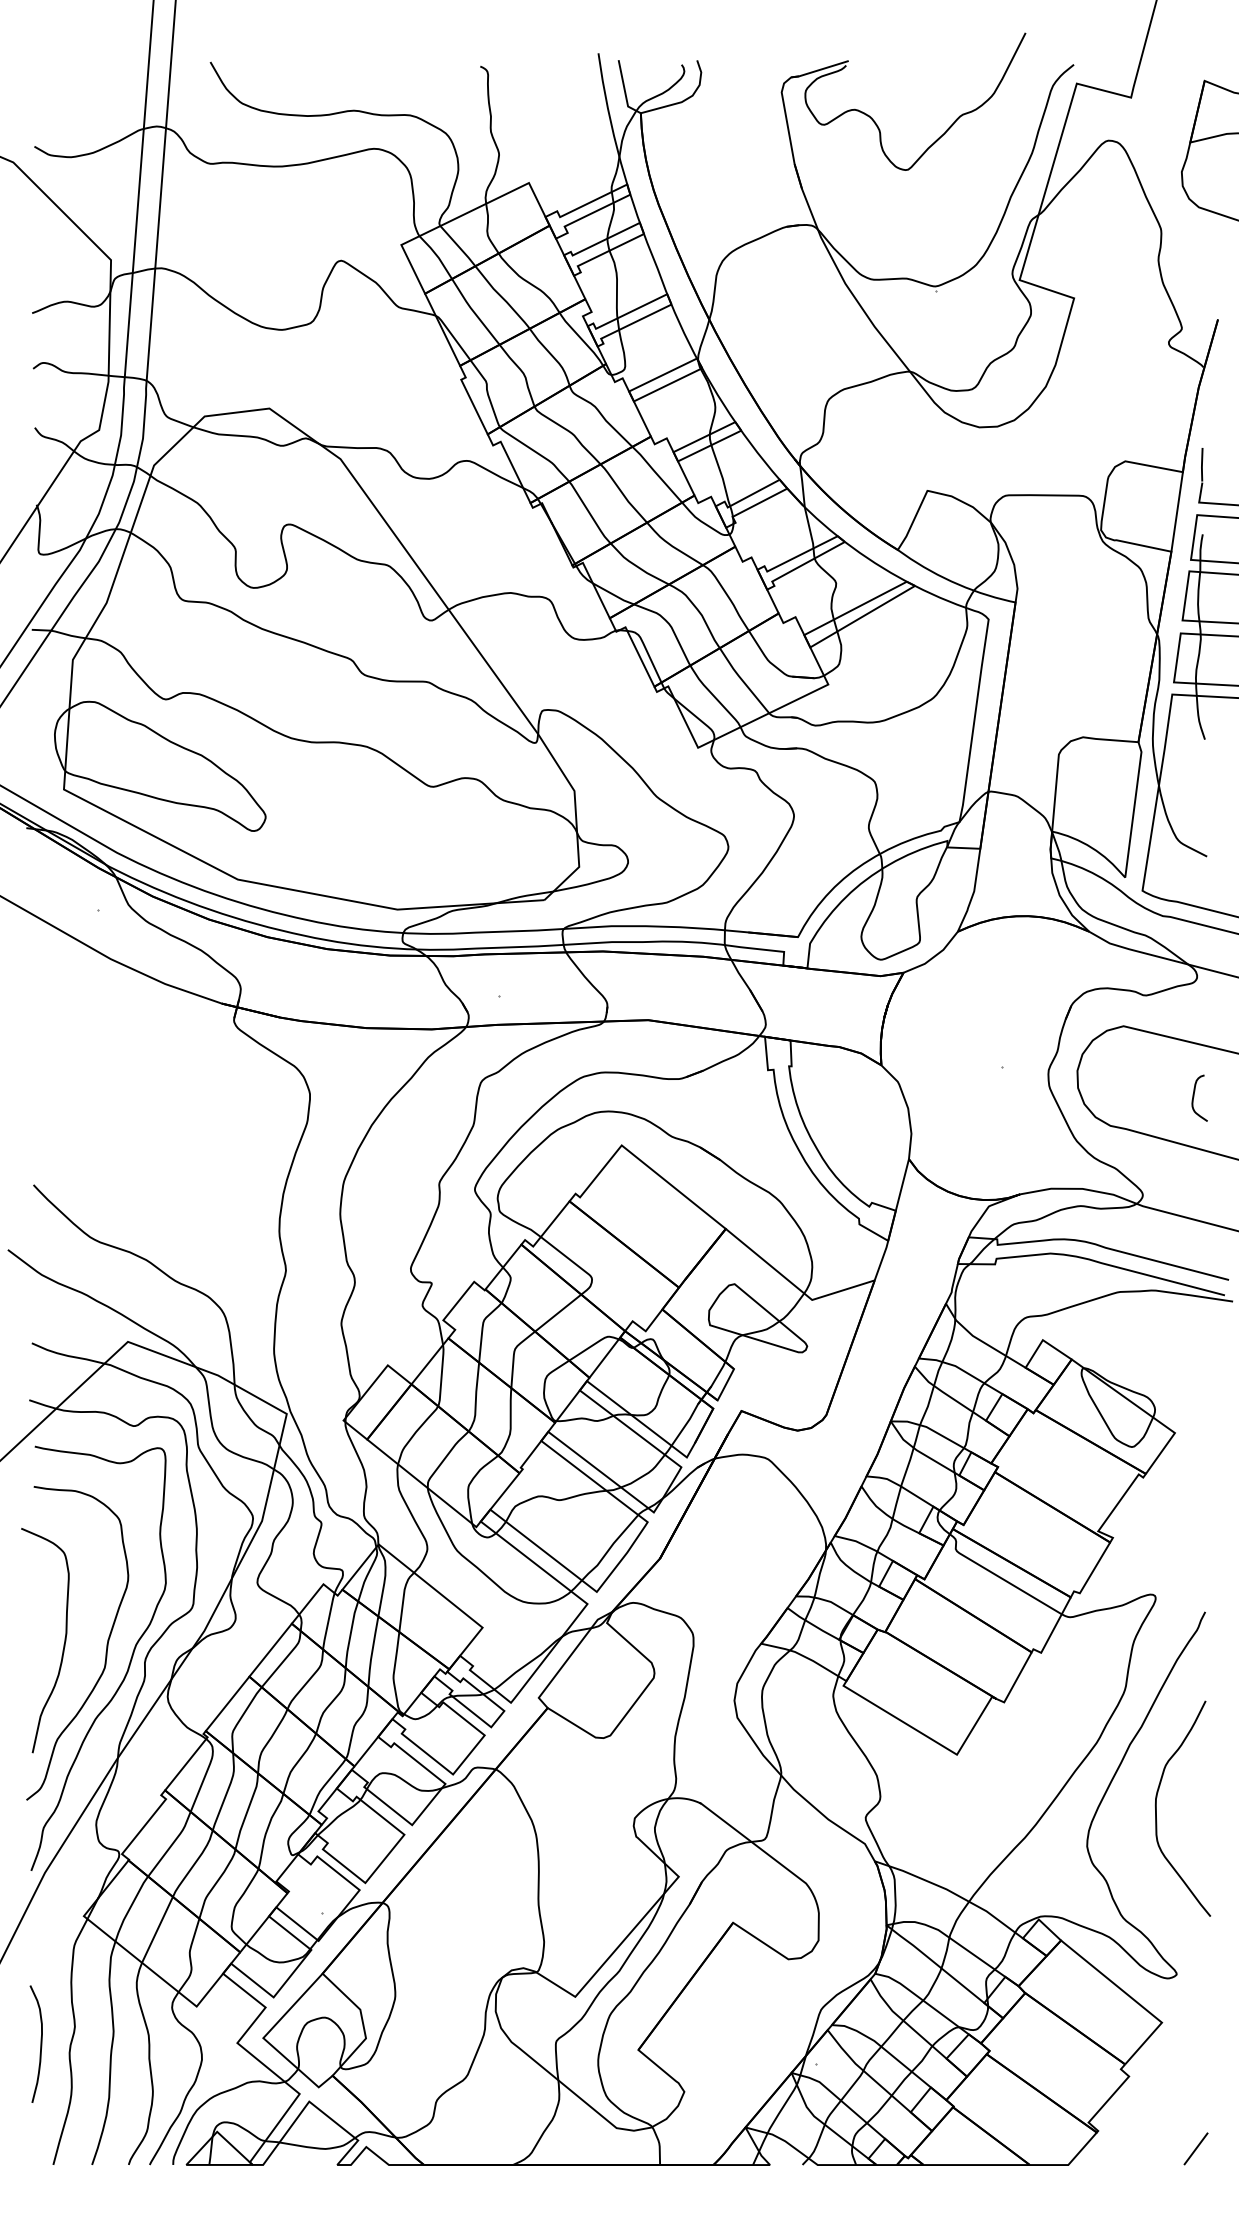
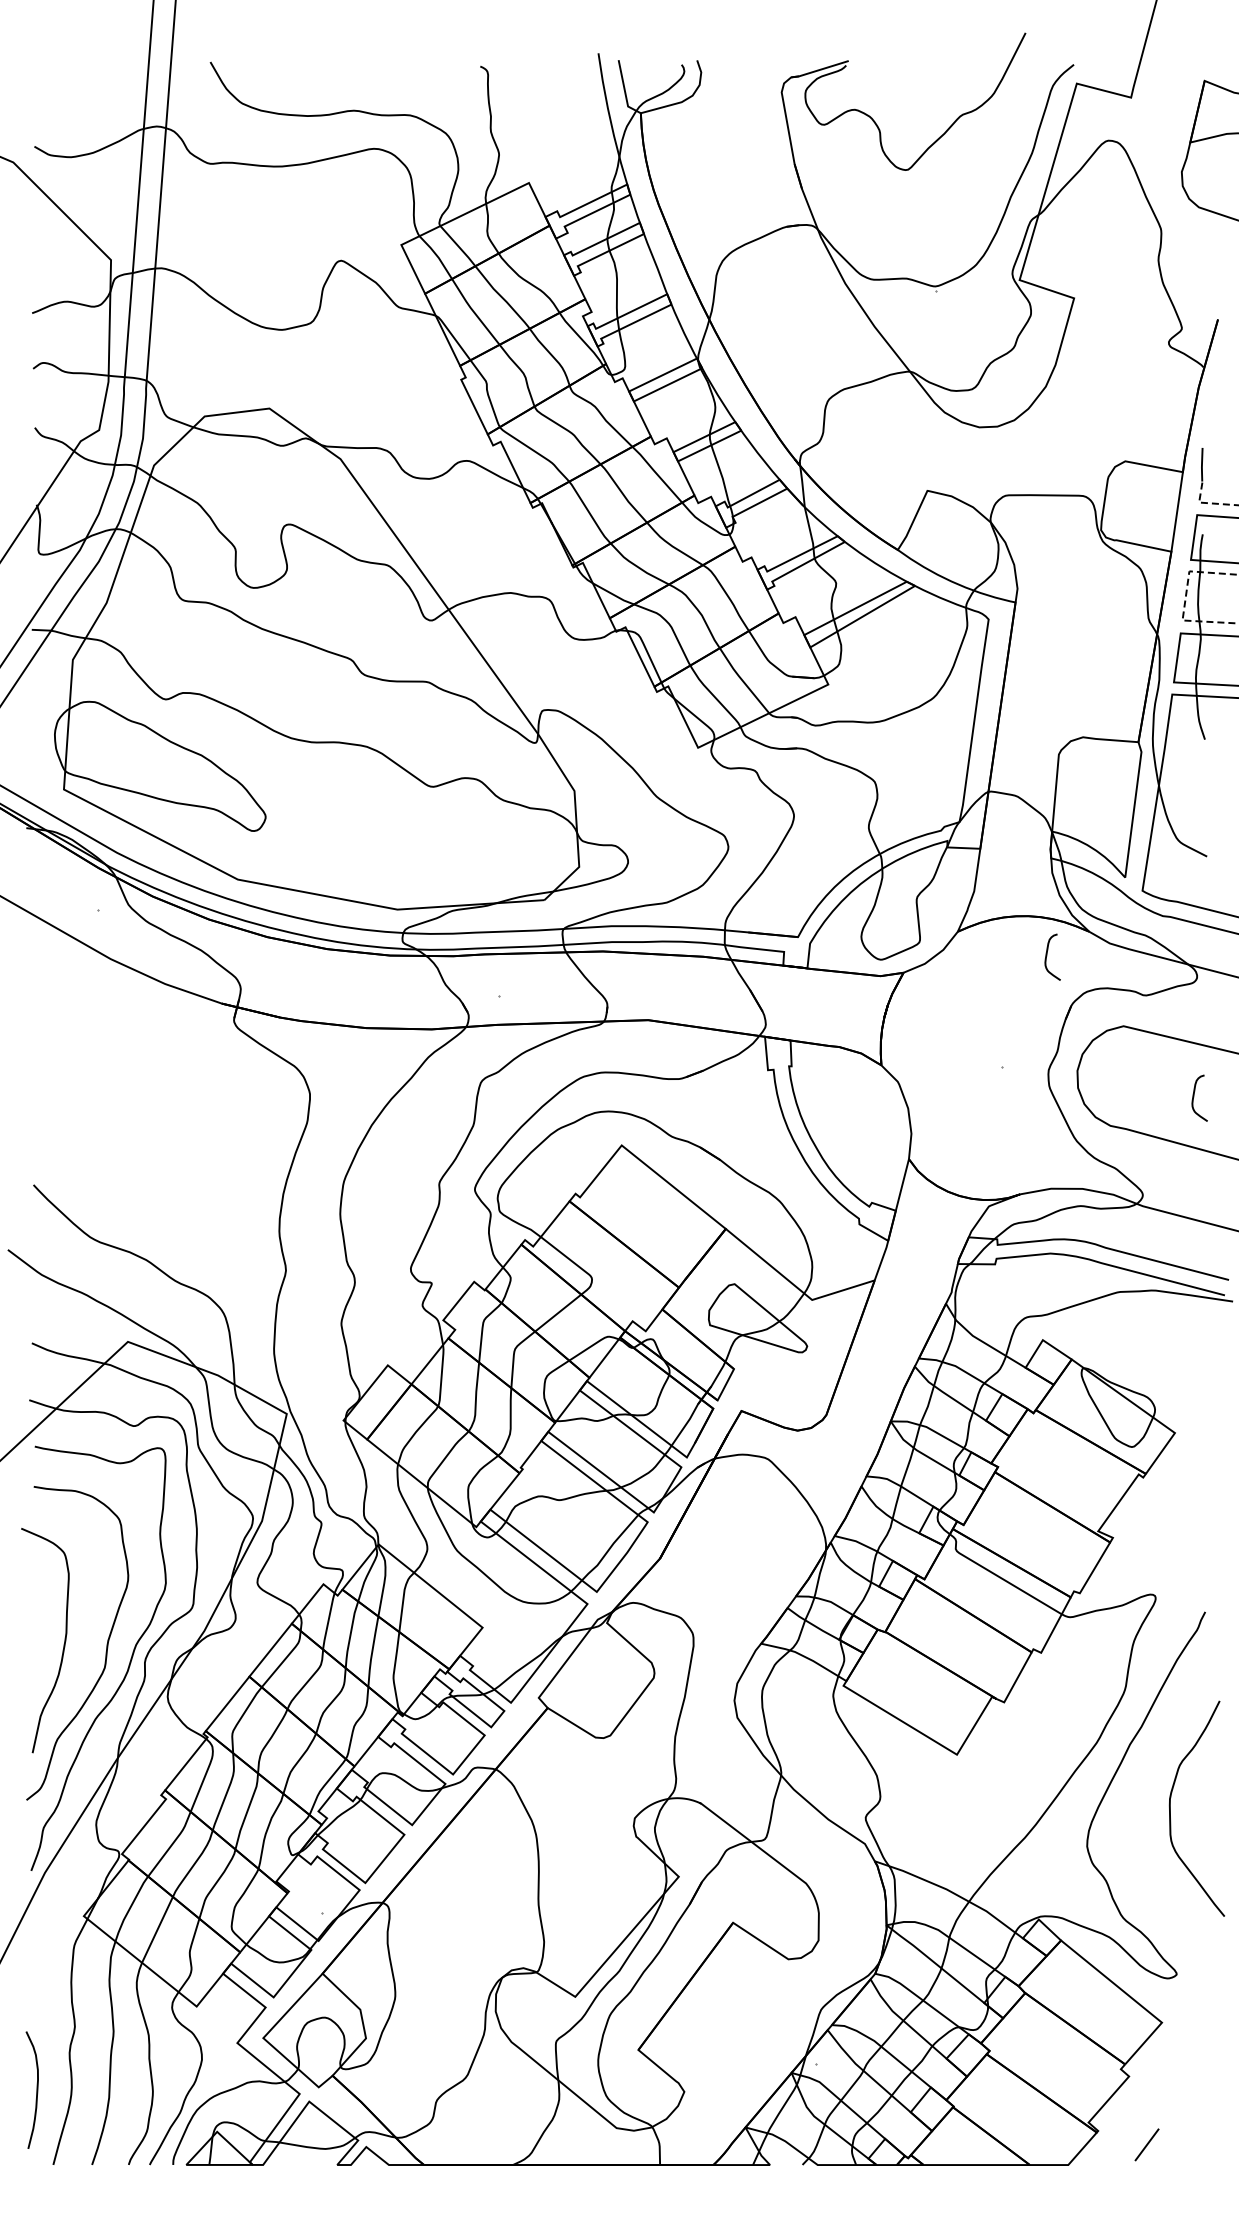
line: solid -> dashed (1208, 503)
line: solid -> dashed (1185, 599)
curve: none -> present (1047, 956)
curve position: (1156, 1808) -> (1170, 1808) (1170, 1808)
curve position: (40, 2043) -> (36, 2089) (36, 2089)
line position: (1195, 2148) -> (1146, 2144) (1146, 2144)
